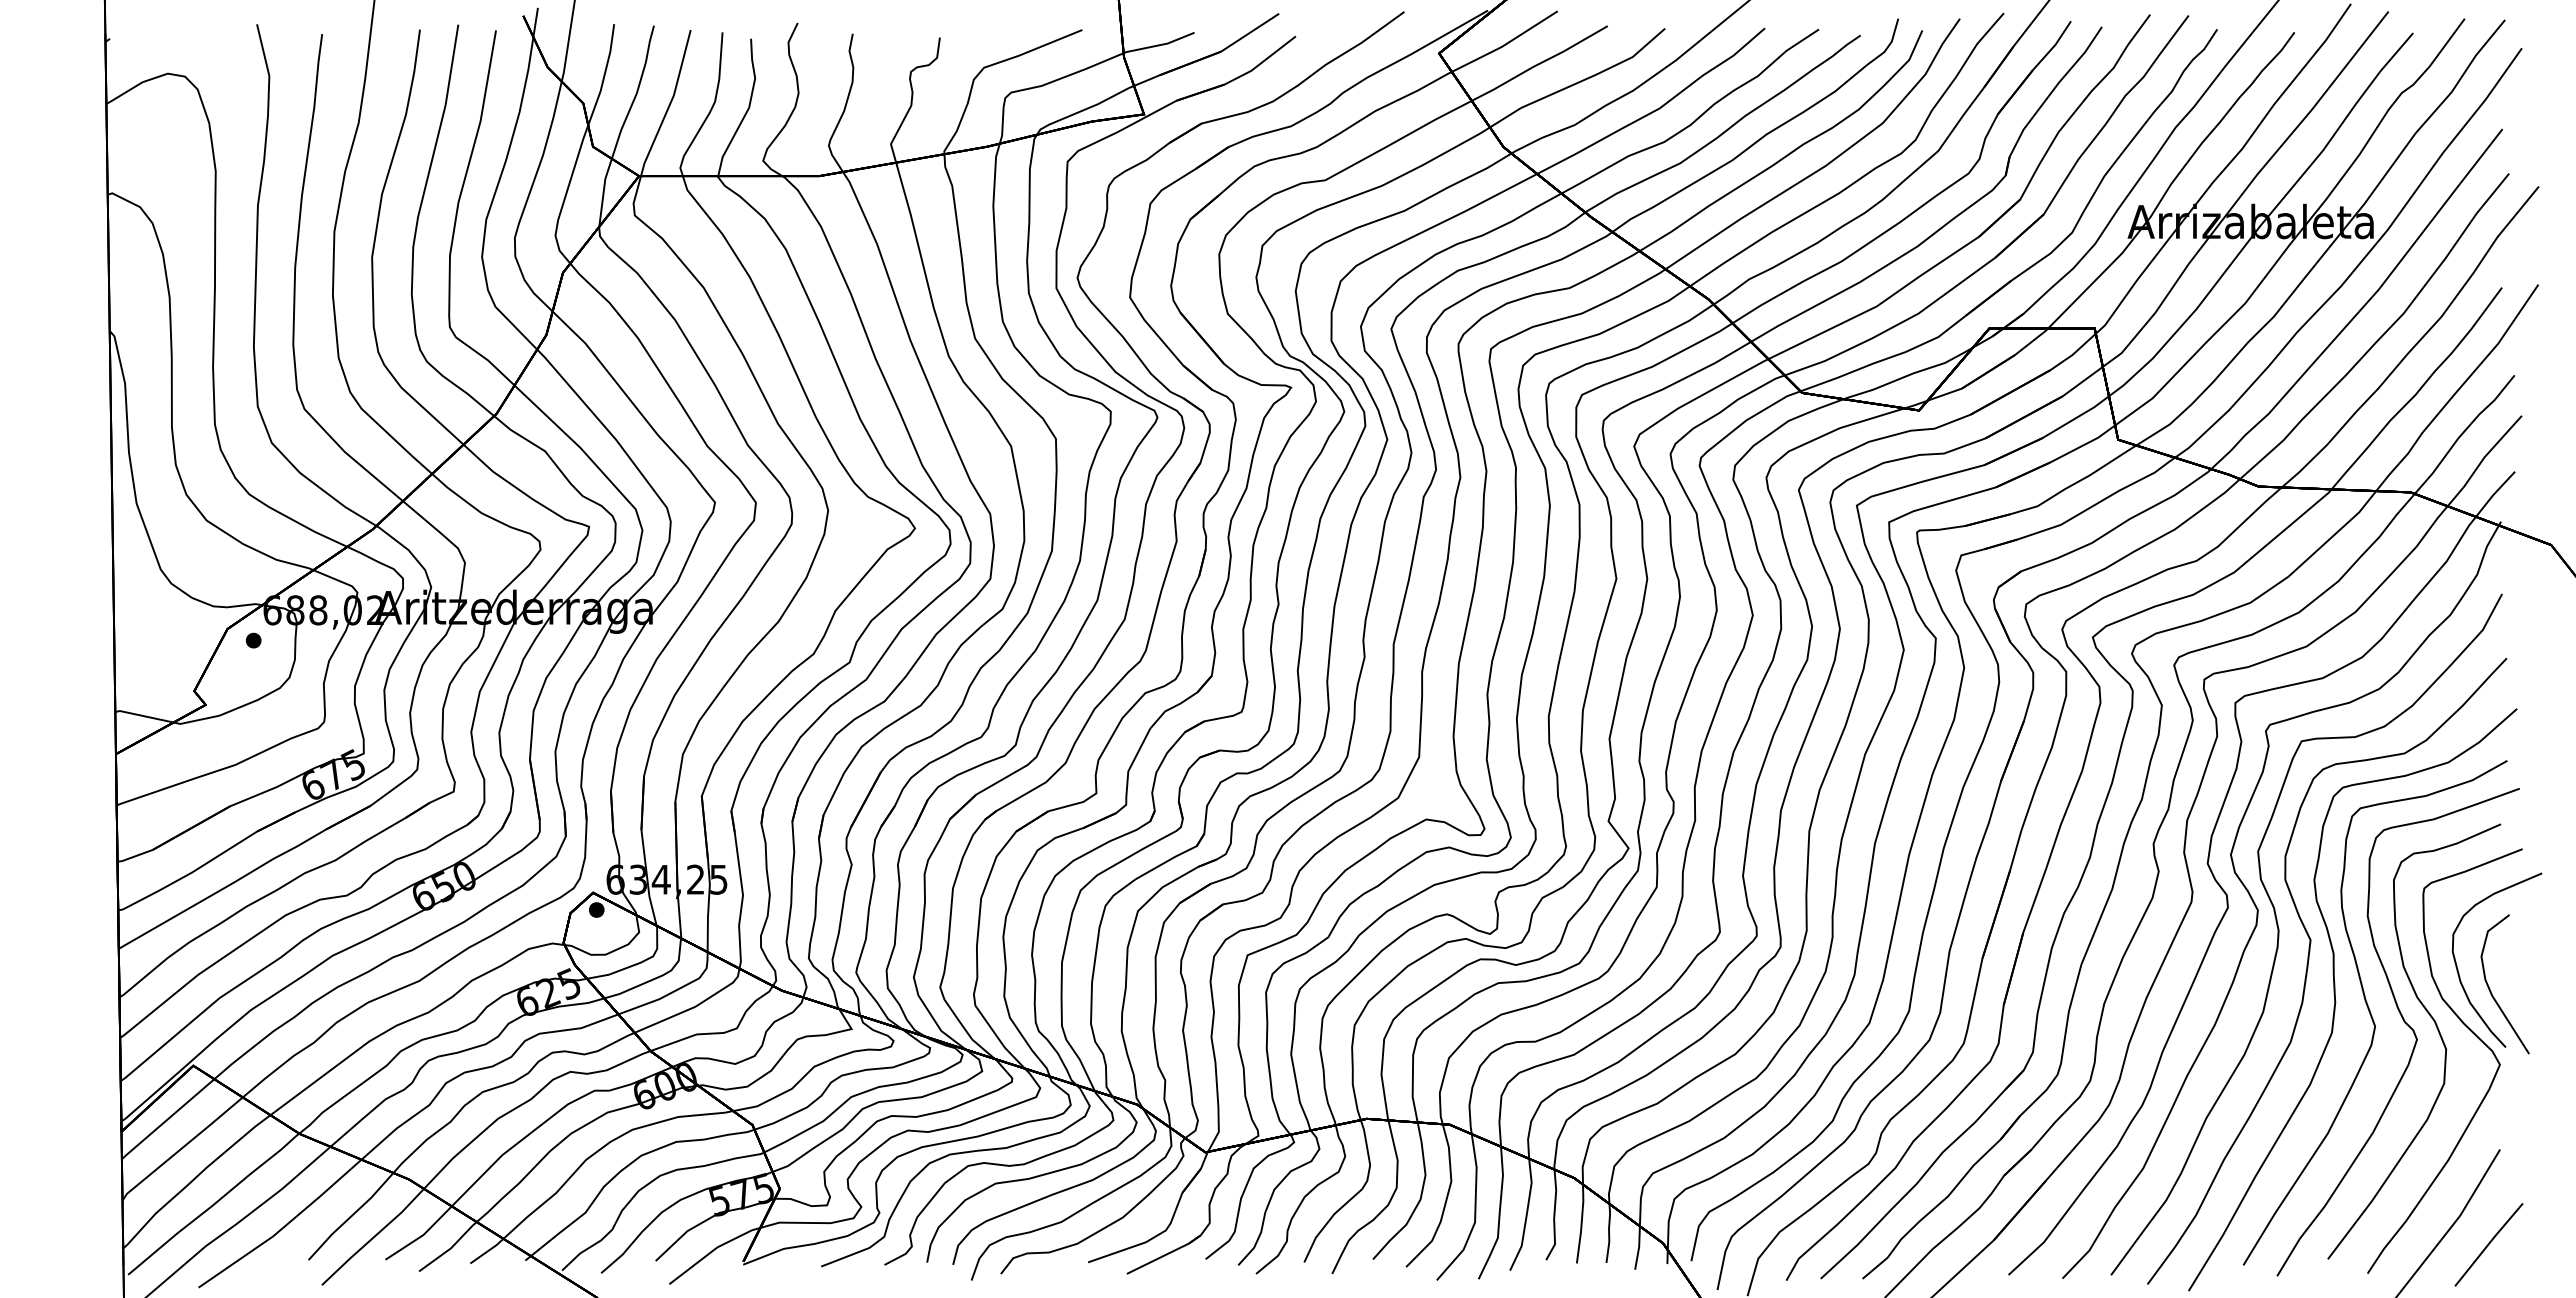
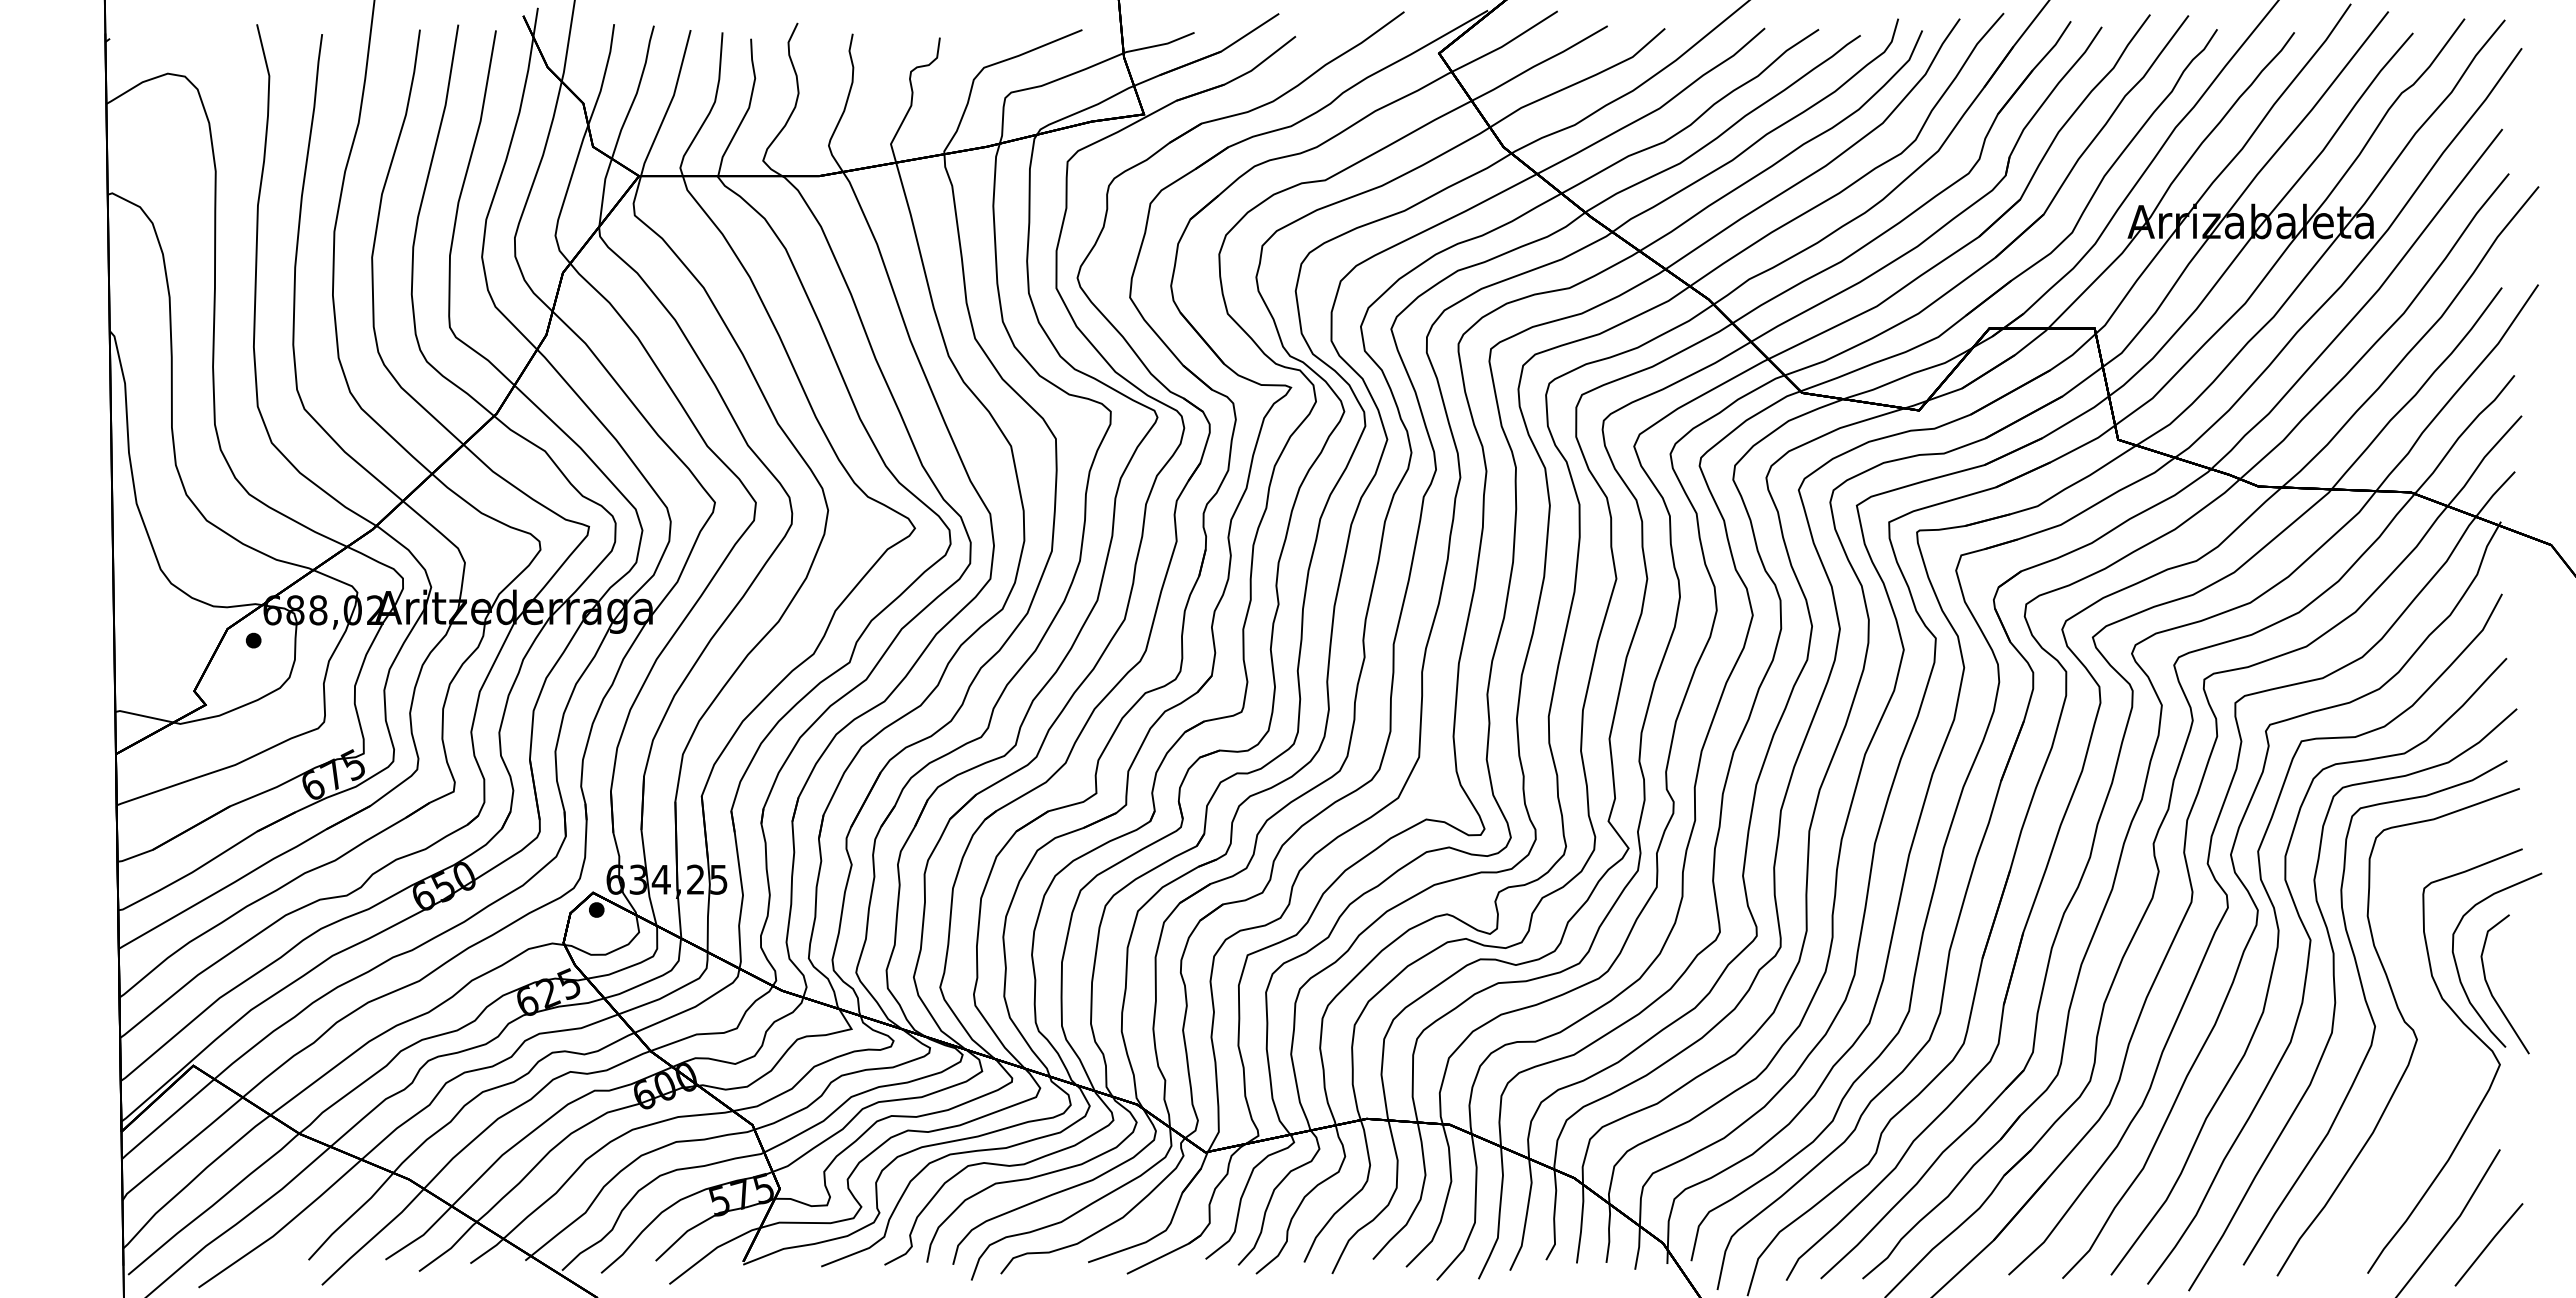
part: present -> none (2438, 1033)
